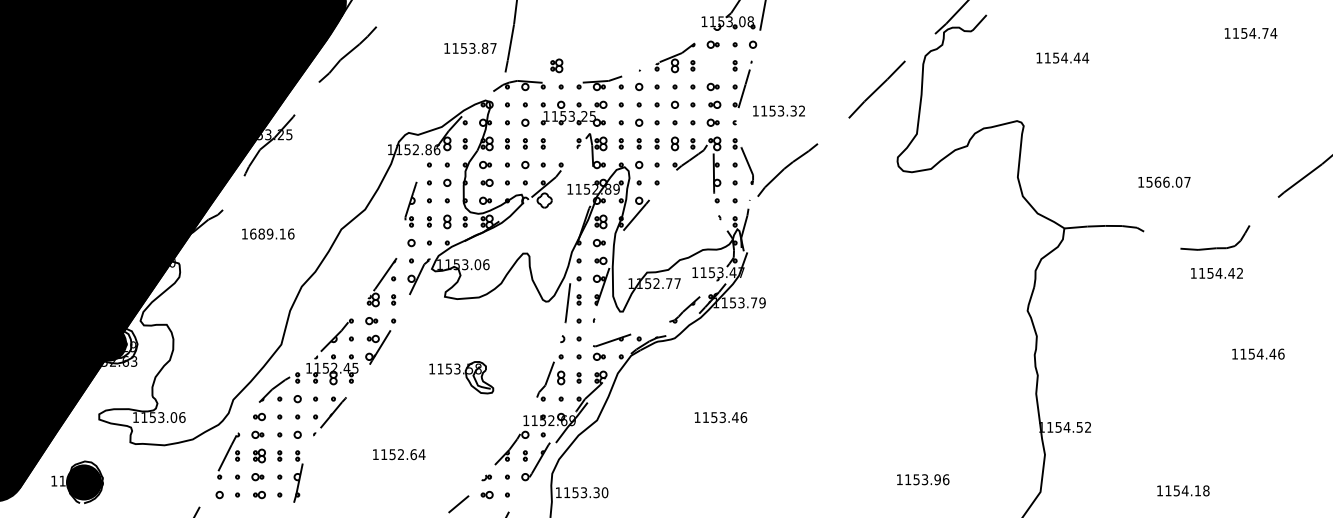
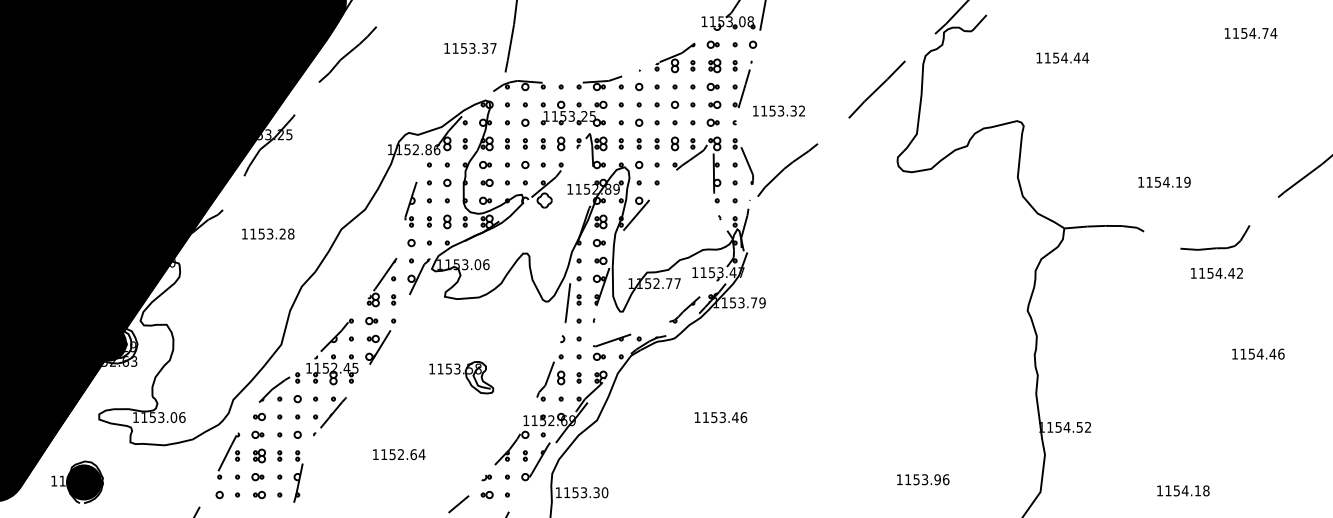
text: 1153.87 -> 1153.37 (484, 48)
part position: (556, 65) -> (714, 65) (714, 65)
part: none -> present (561, 143)
text: 1566.07 -> 1154.19 (1168, 181)
text: 1689.16 -> 1153.28 (272, 233)
